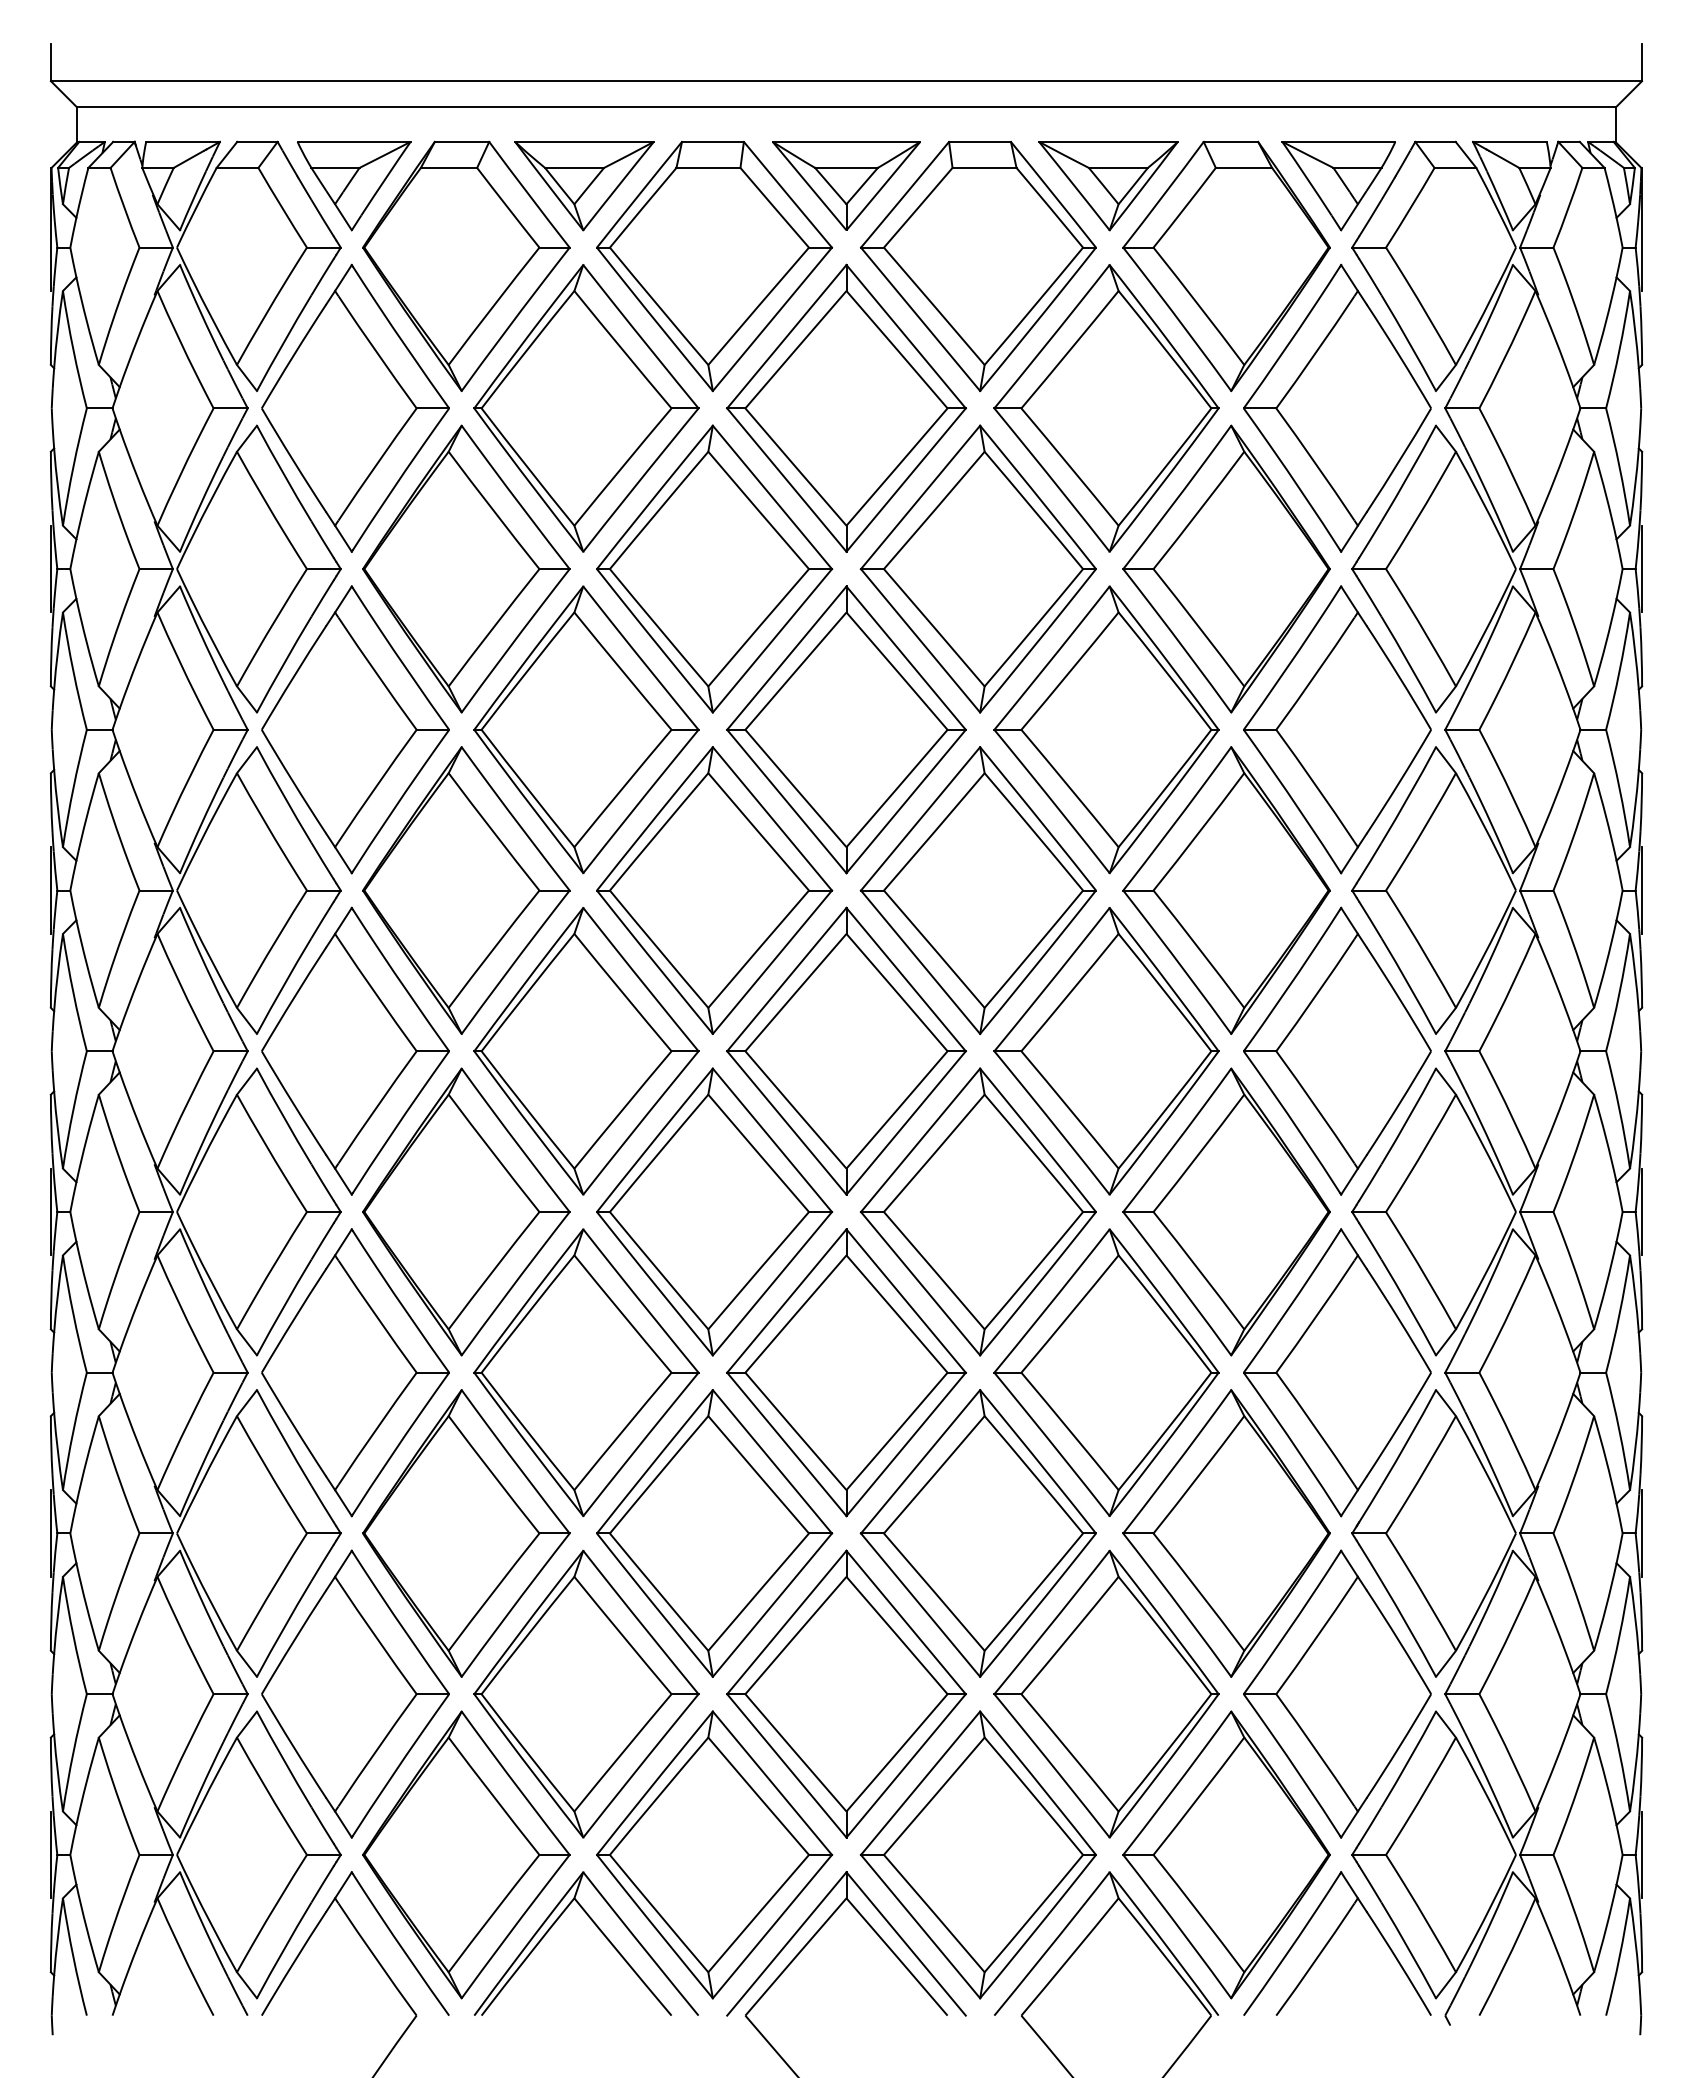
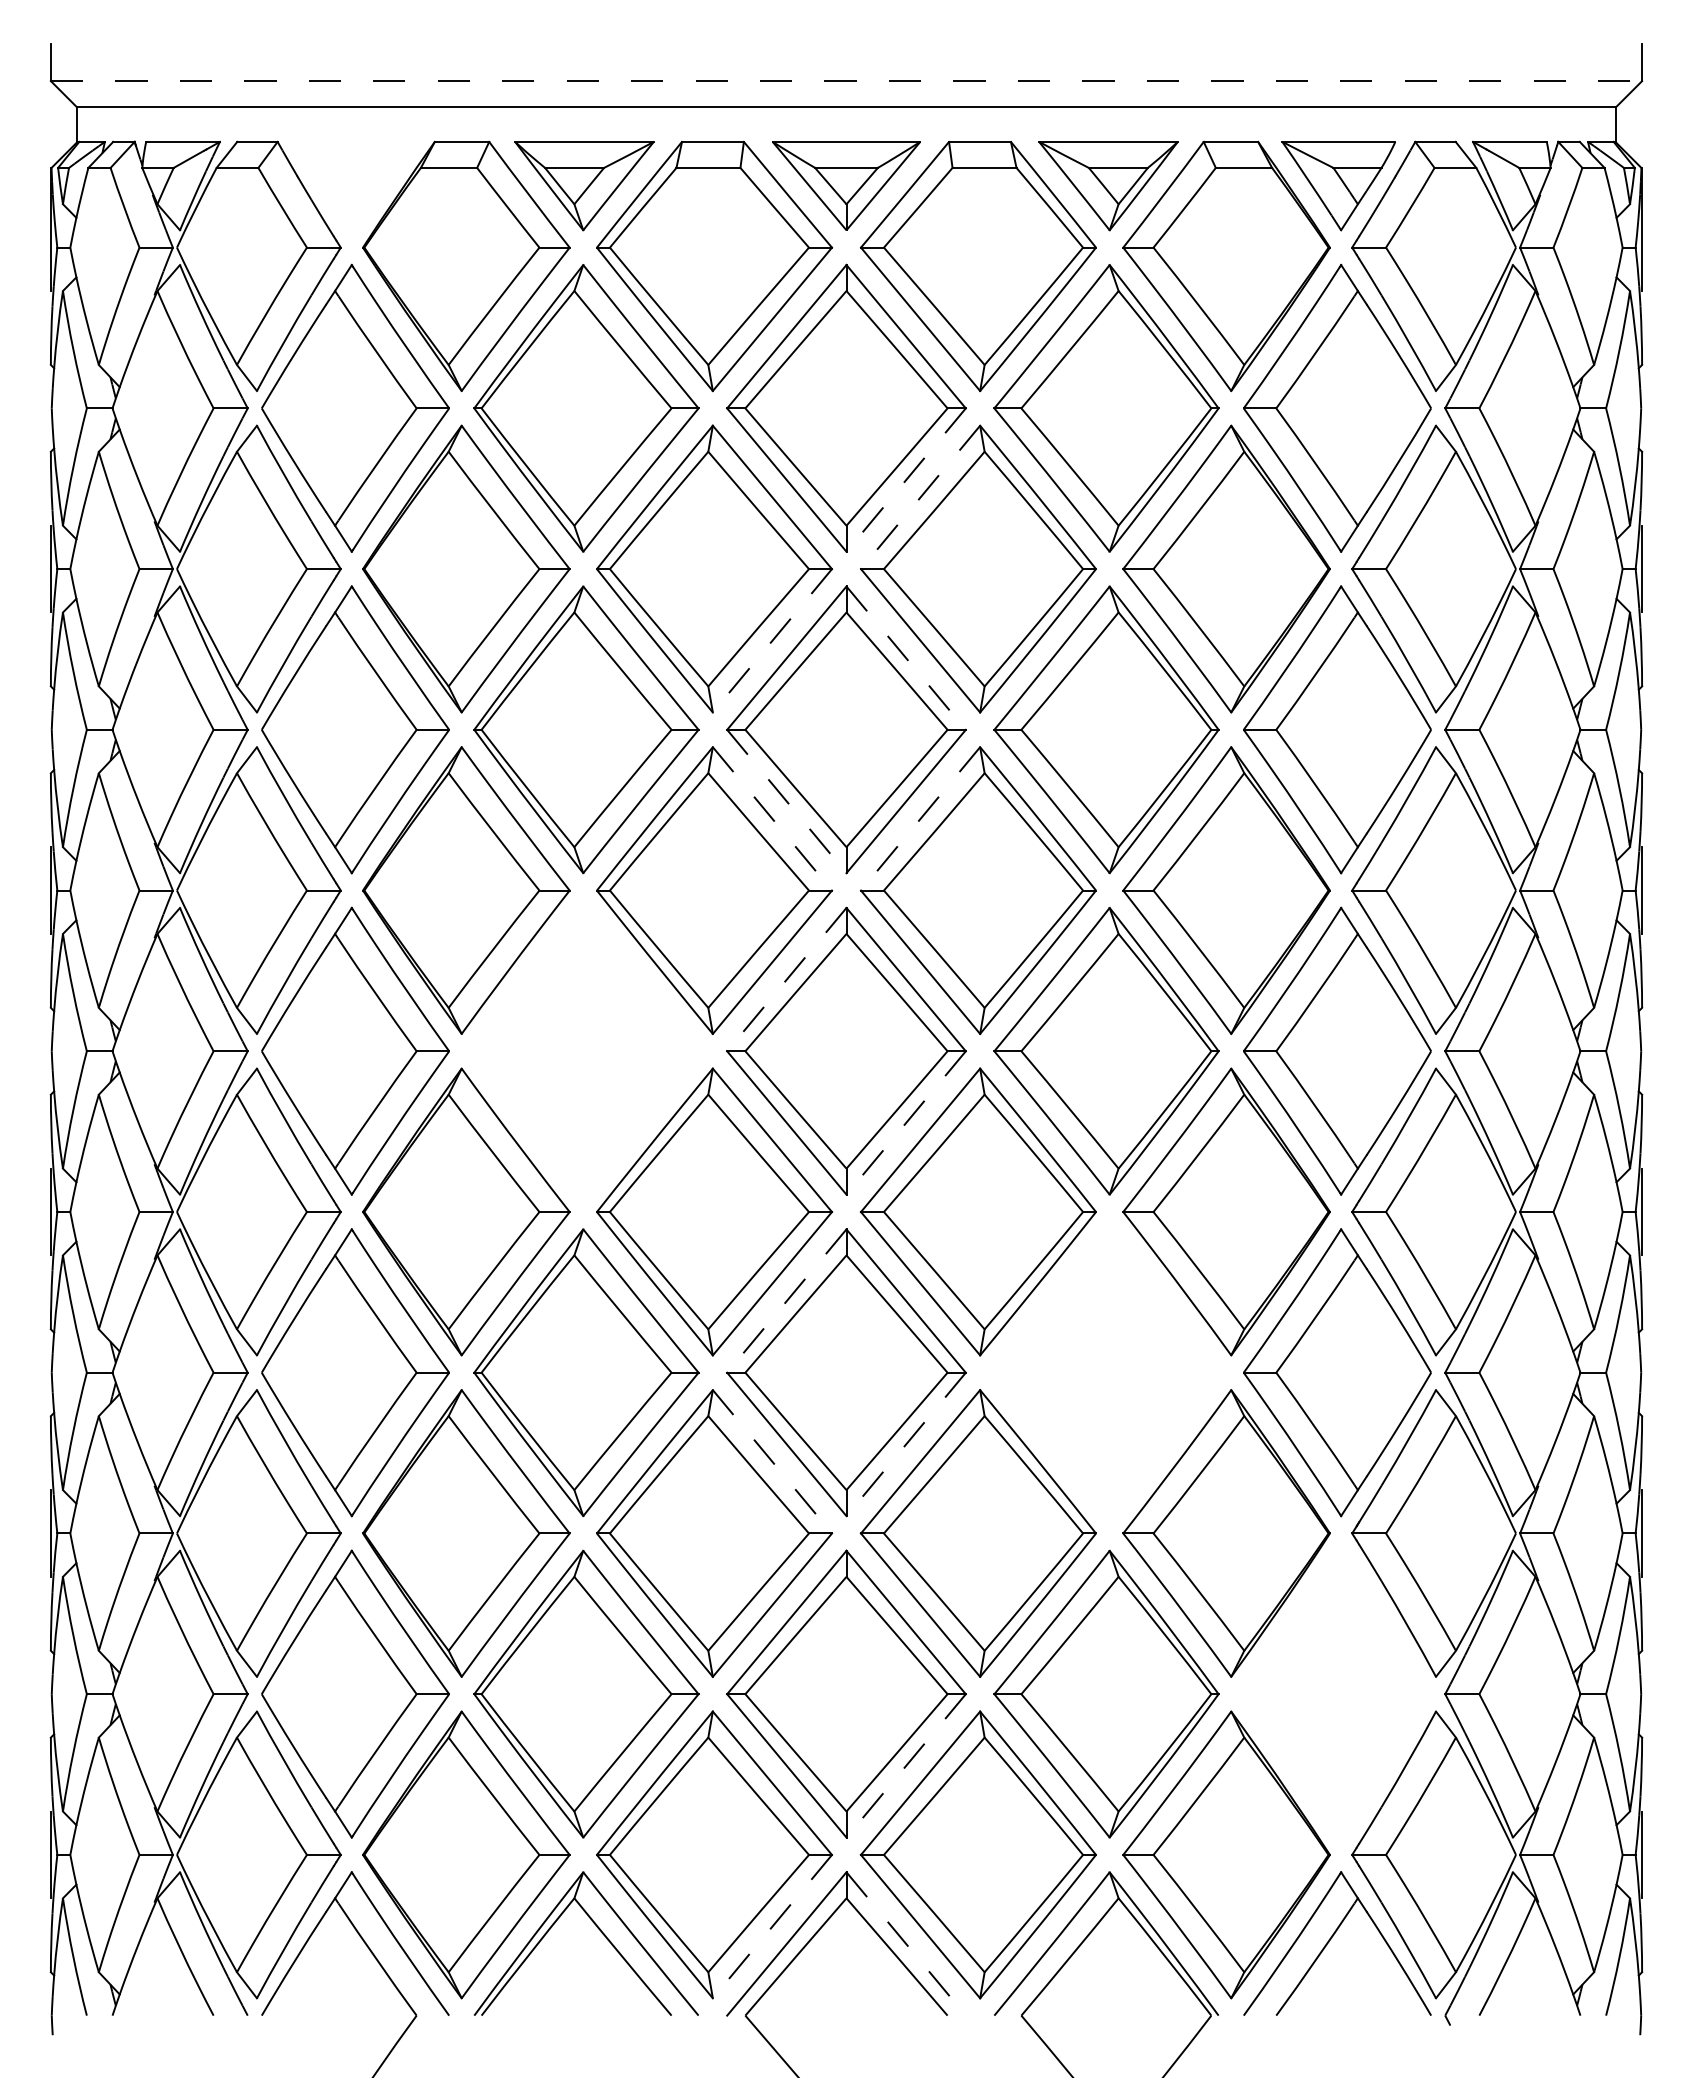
line: solid -> dashed (846, 81)
part: present -> none (354, 186)
line: solid -> dashed (905, 480)
line: solid -> dashed (920, 497)
line: solid -> dashed (772, 641)
line: solid -> dashed (906, 658)
line: solid -> dashed (787, 801)
line: solid -> dashed (772, 819)
line: solid -> dashed (920, 819)
line: solid -> dashed (786, 979)
part: present -> none (586, 1051)
line: solid -> dashed (905, 1123)
line: solid -> dashed (786, 1301)
part: present -> none (1106, 1372)
line: solid -> dashed (905, 1444)
line: solid -> dashed (772, 1462)
part: present -> none (1337, 1693)
line: solid -> dashed (905, 1766)
line: solid -> dashed (772, 1927)
line: solid -> dashed (906, 1944)
